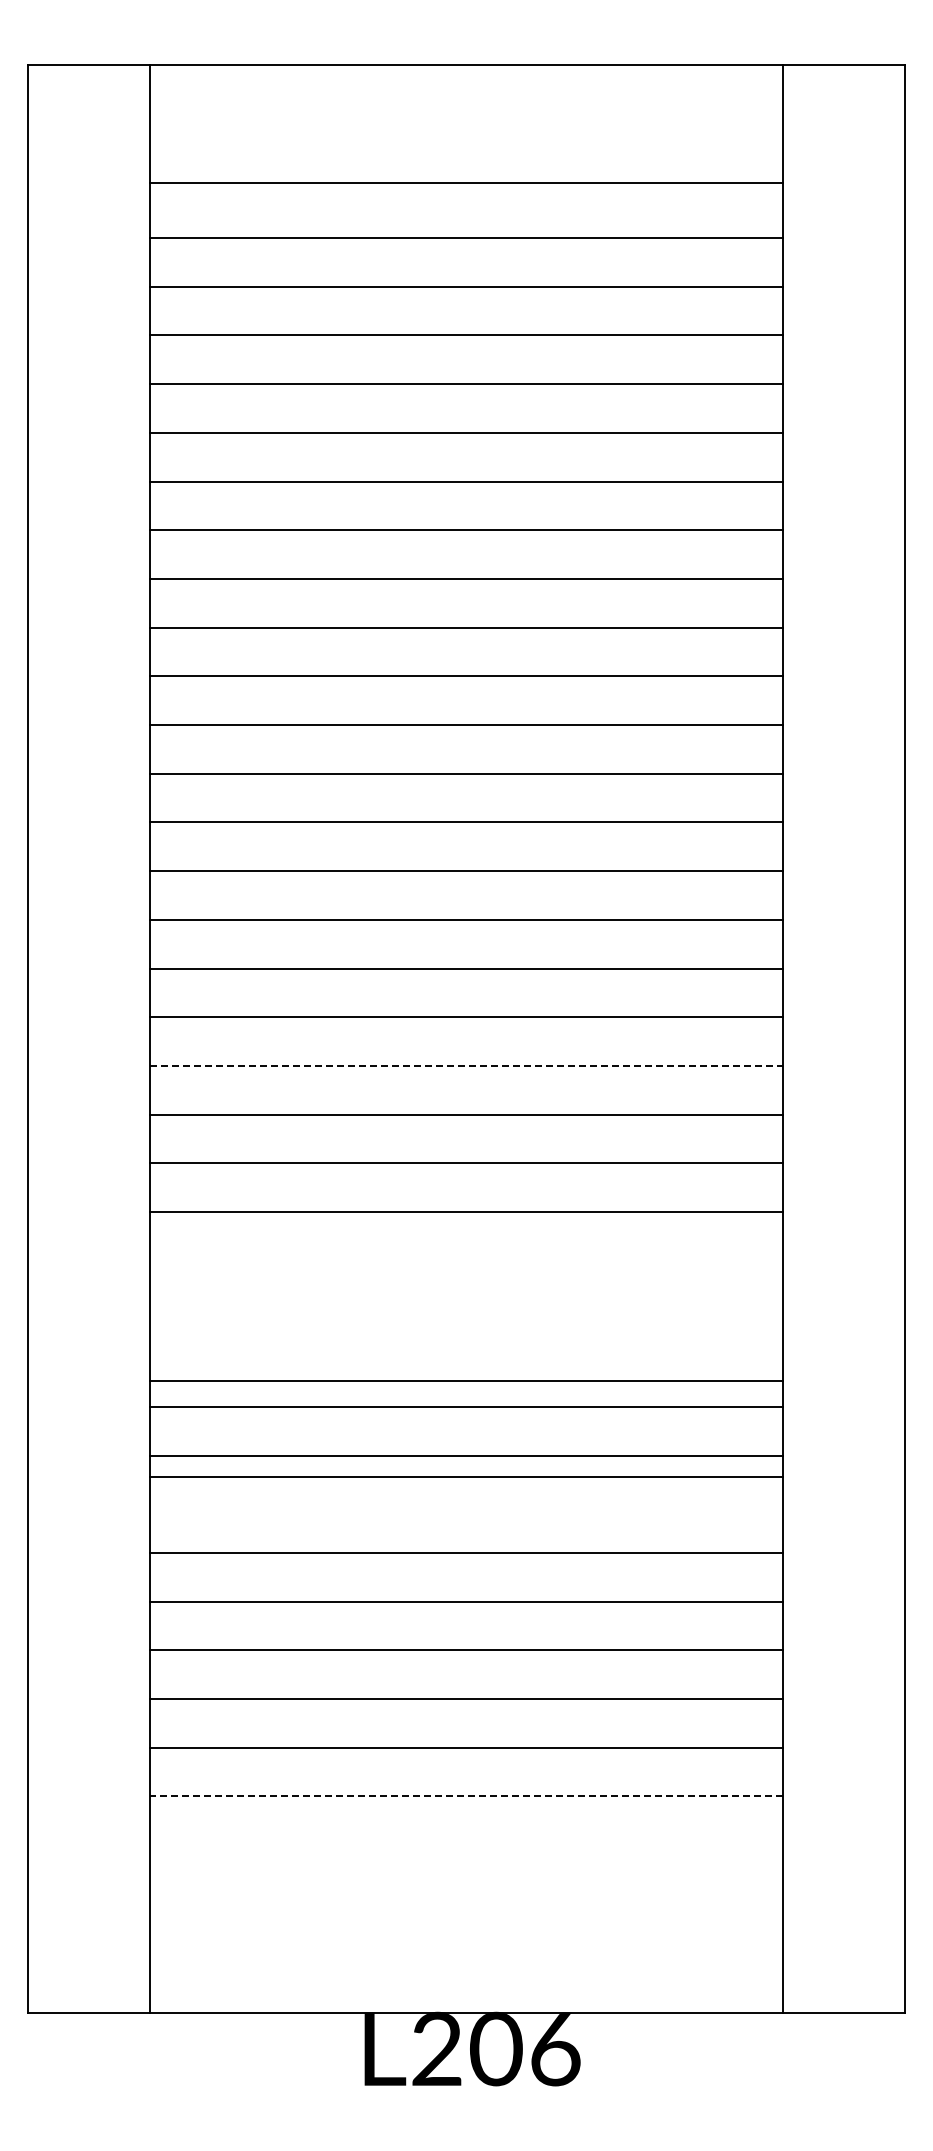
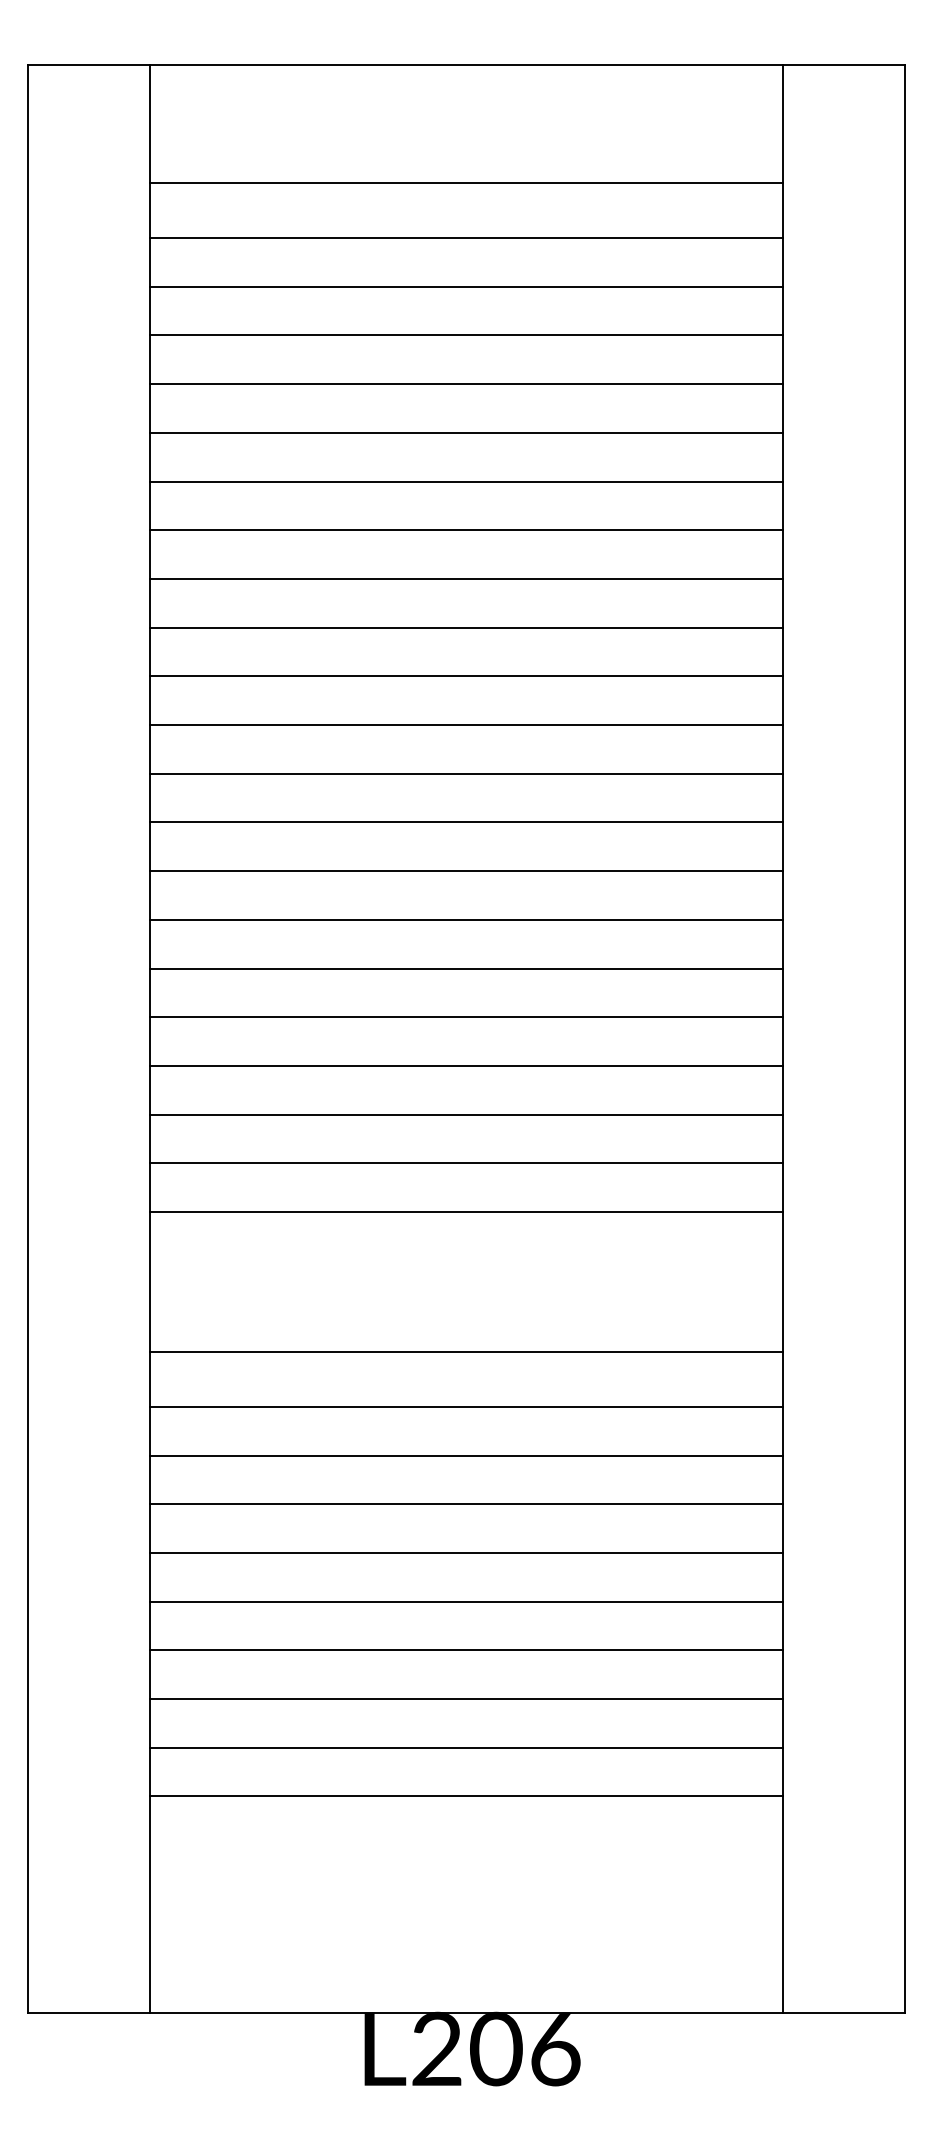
line: dashed -> solid (466, 1065)
line position: (466, 1381) -> (466, 1352) (466, 1352)
line position: (466, 1477) -> (466, 1504) (466, 1504)
line: dashed -> solid (466, 1796)
